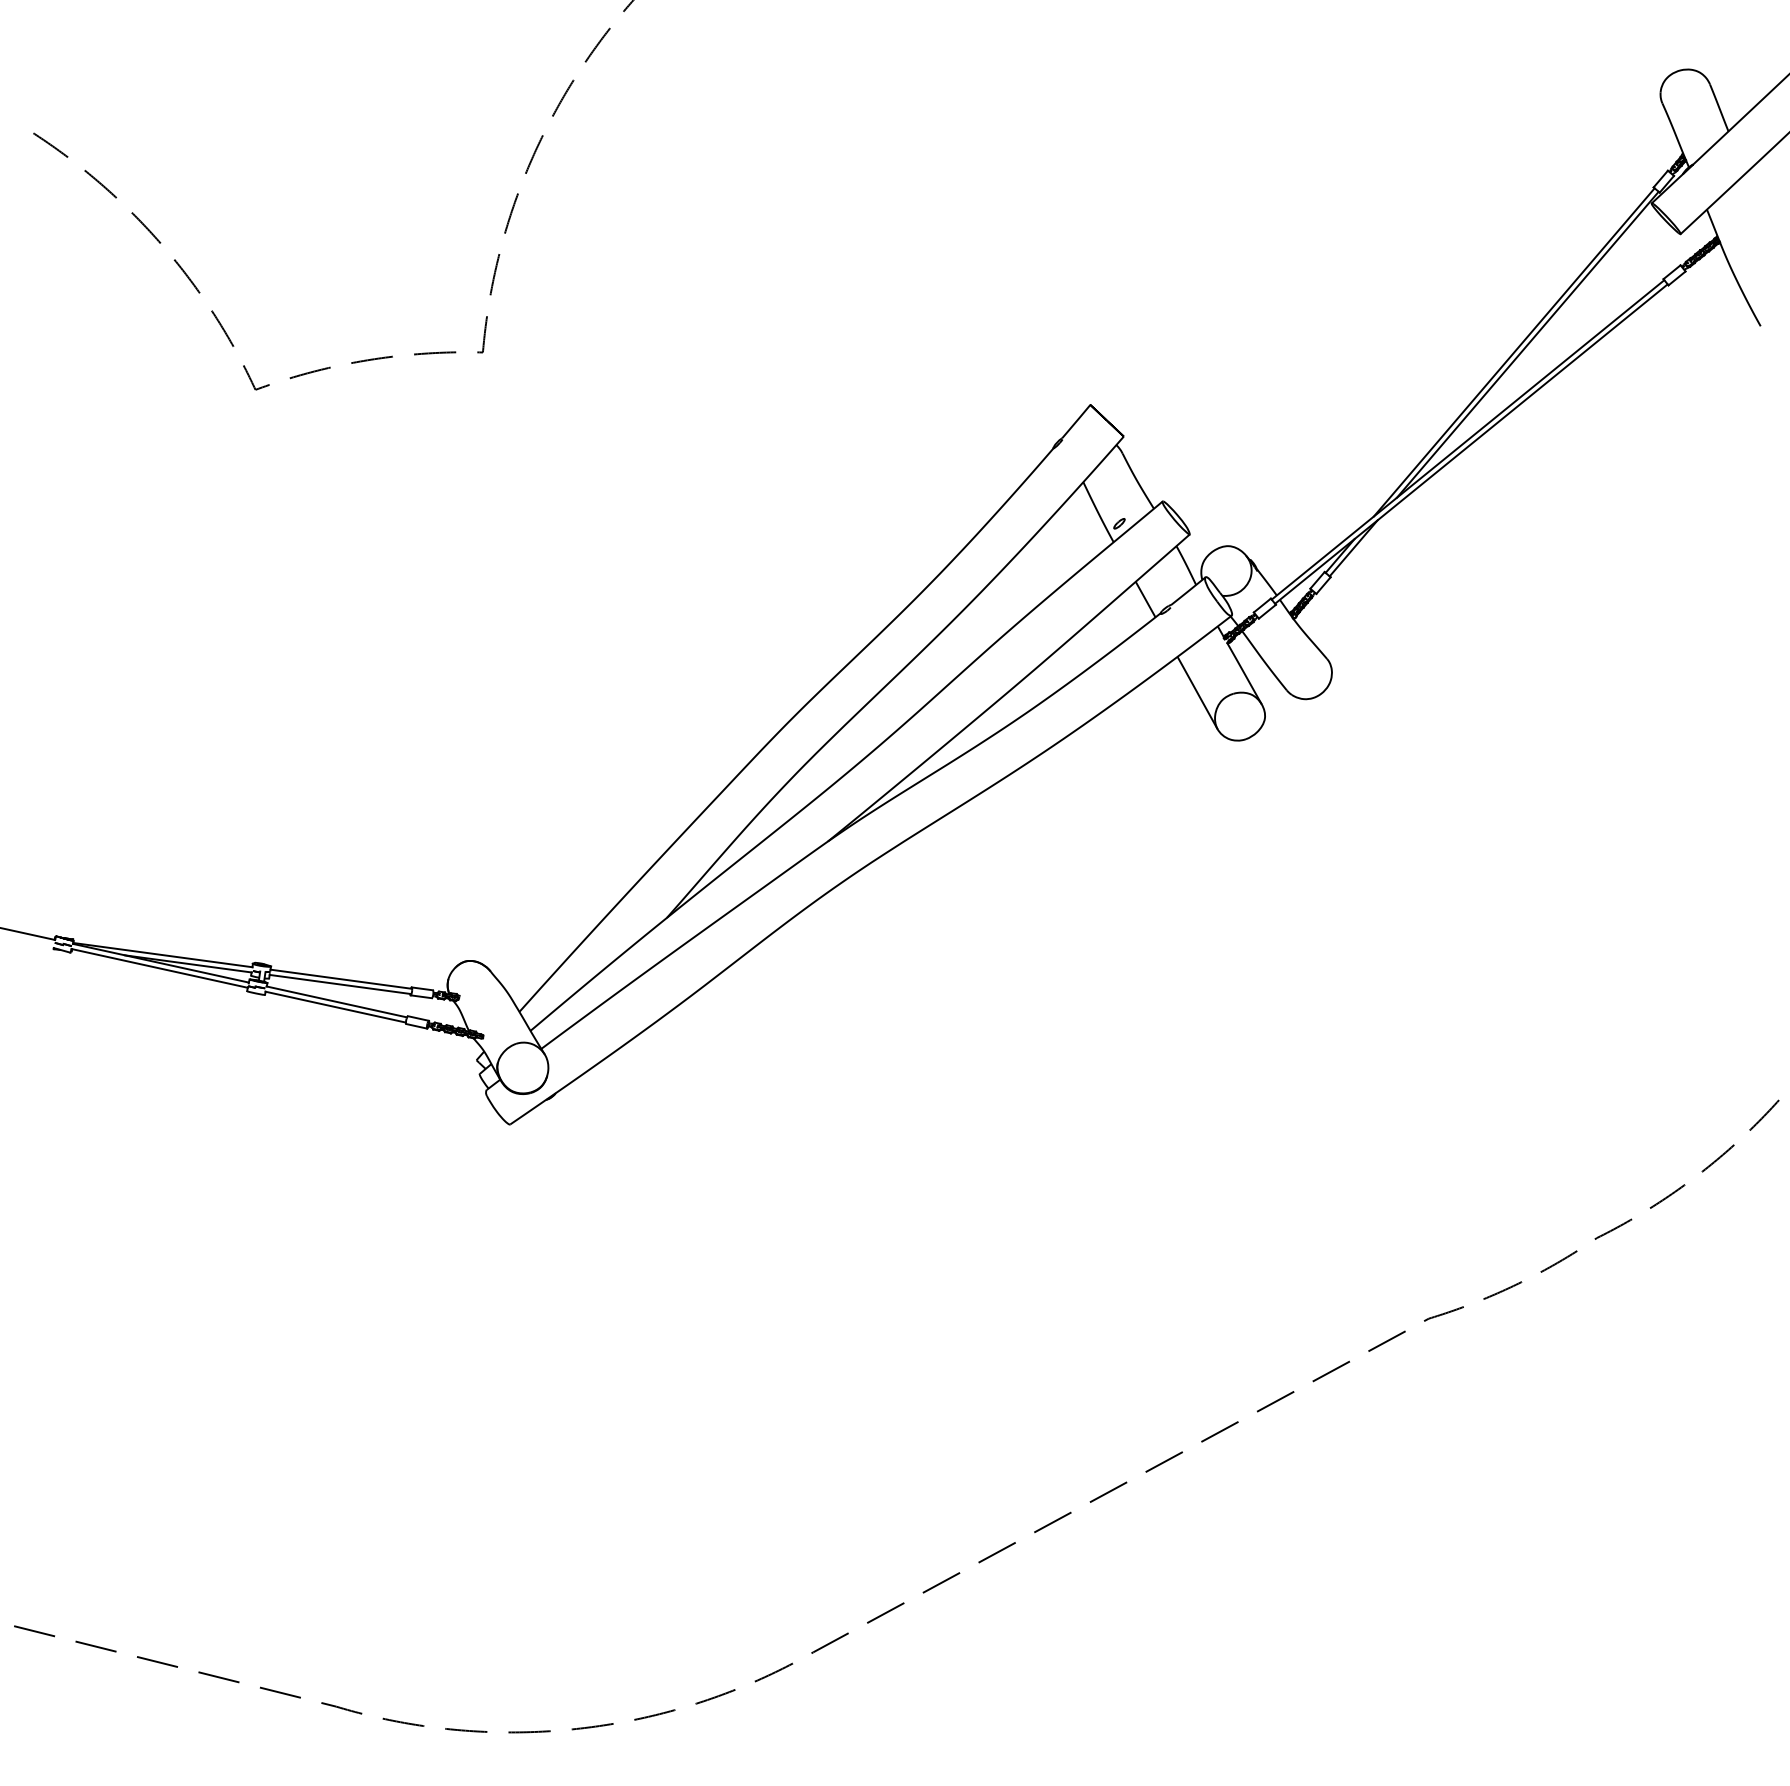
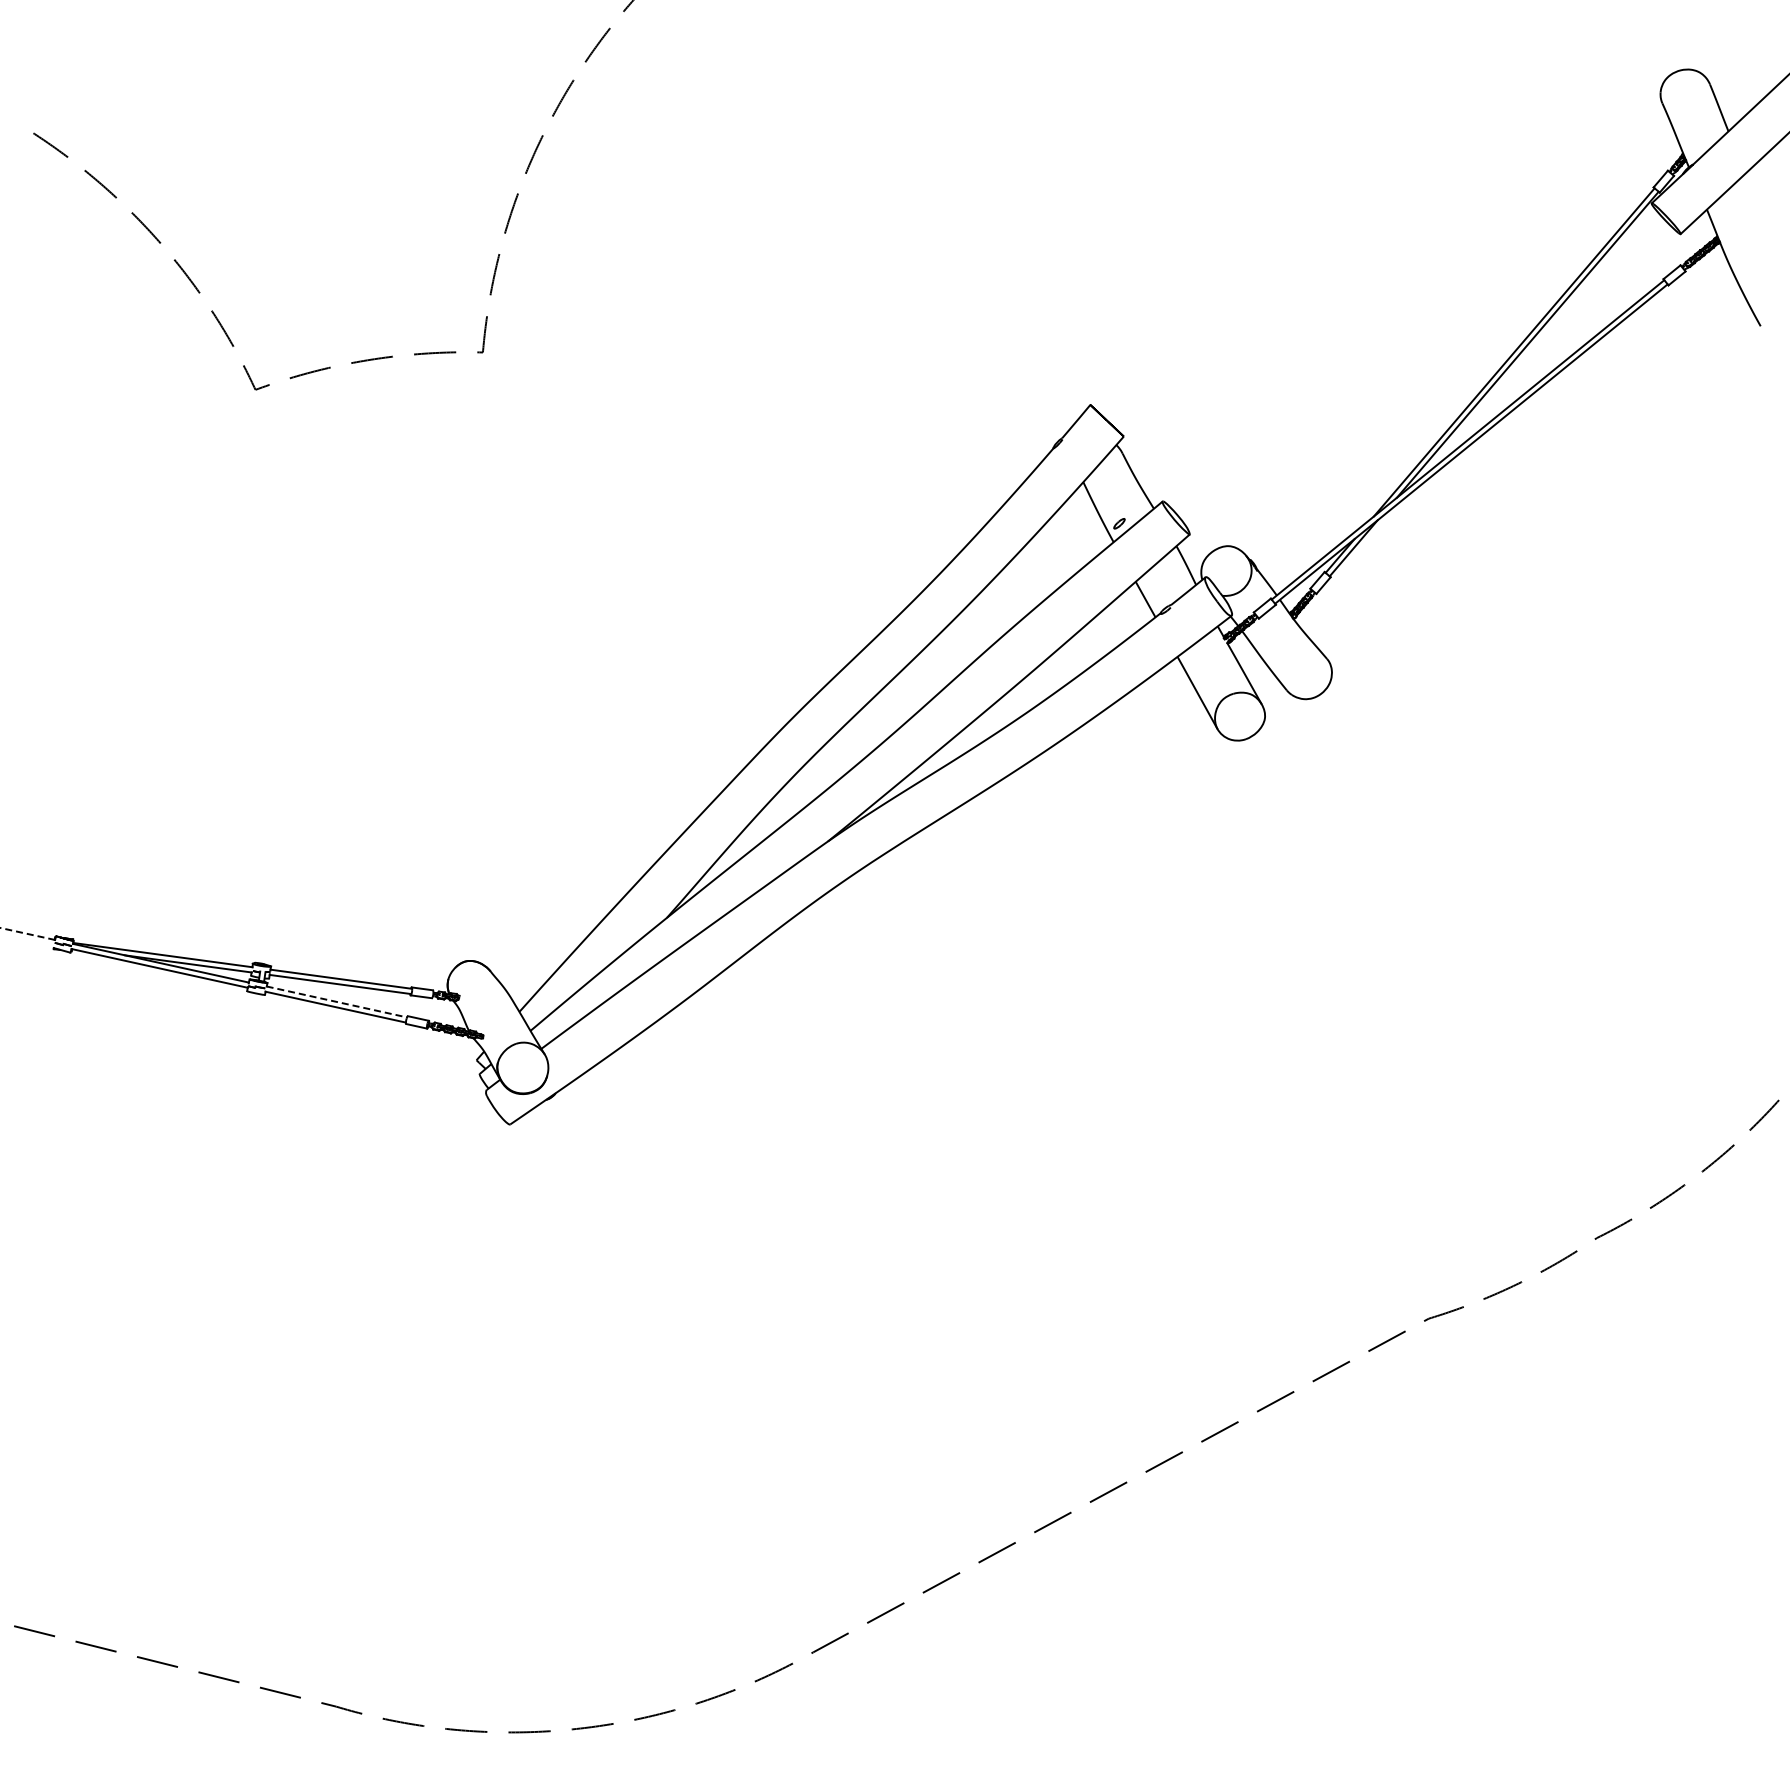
line: solid -> dashed (27, 934)
line: solid -> dashed (336, 1001)
